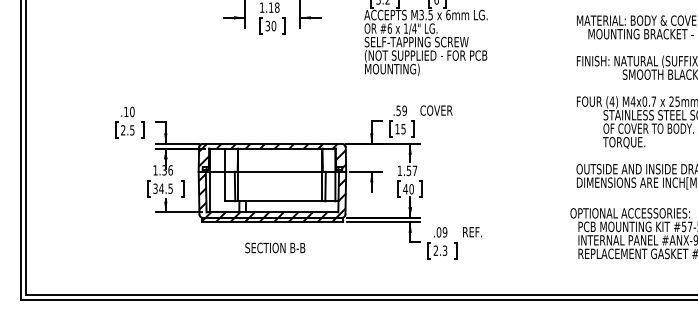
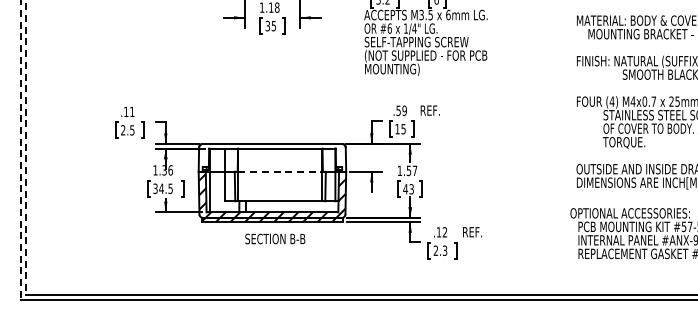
text: 30 -> 35 (273, 26)
text: COVER -> REF. (436, 110)
text: .10 -> .11 (132, 111)
line: solid -> dashed (26, 147)
line: solid -> dashed (20, 150)
hatch: present -> none (272, 157)
line: solid -> dashed (280, 171)
text: 40 -> 43 (411, 189)
text: .09 -> .12 (441, 232)
text position: (275, 247) -> (275, 238) (275, 238)
